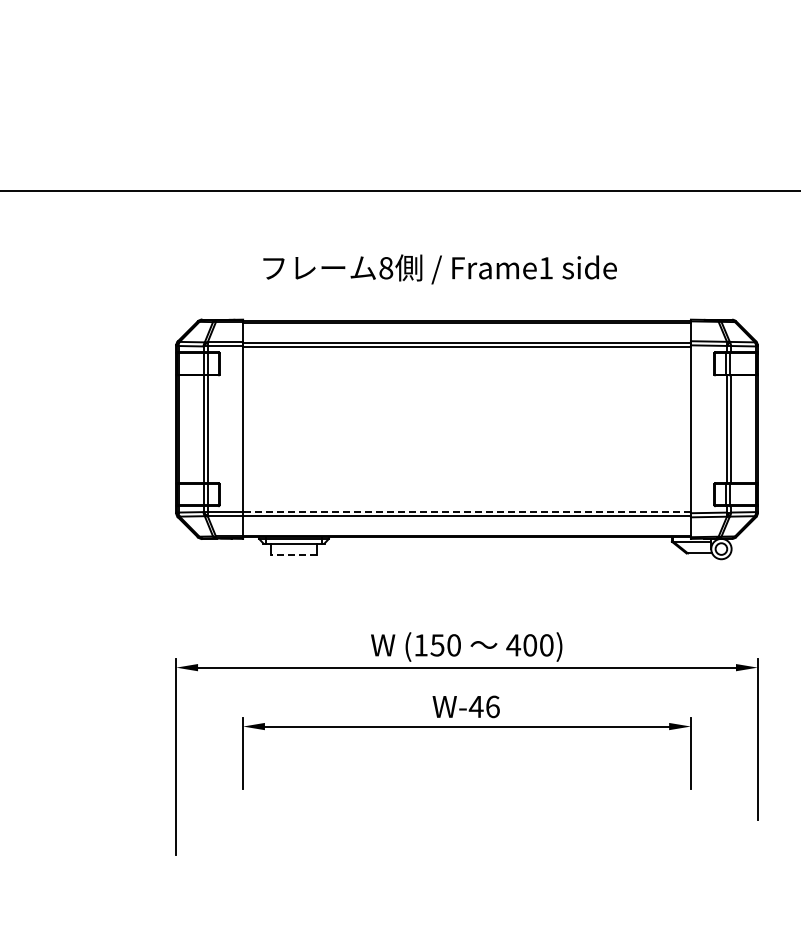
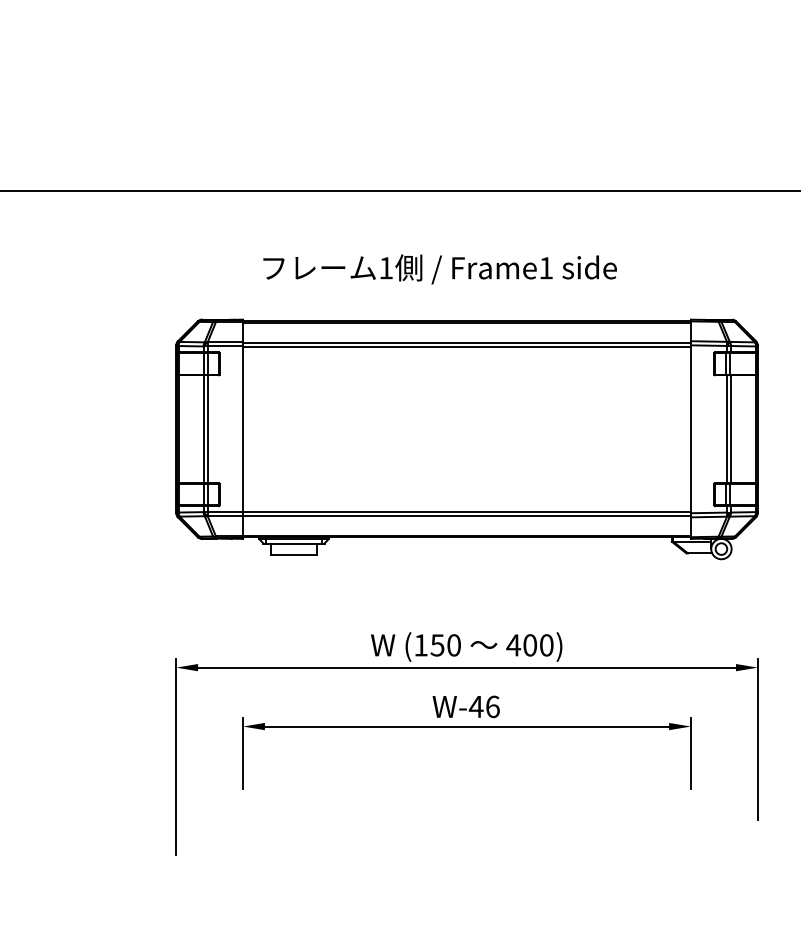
text: 8 -> 1 (386, 268)
line: dashed -> solid (467, 511)
line: dashed -> solid (294, 555)
